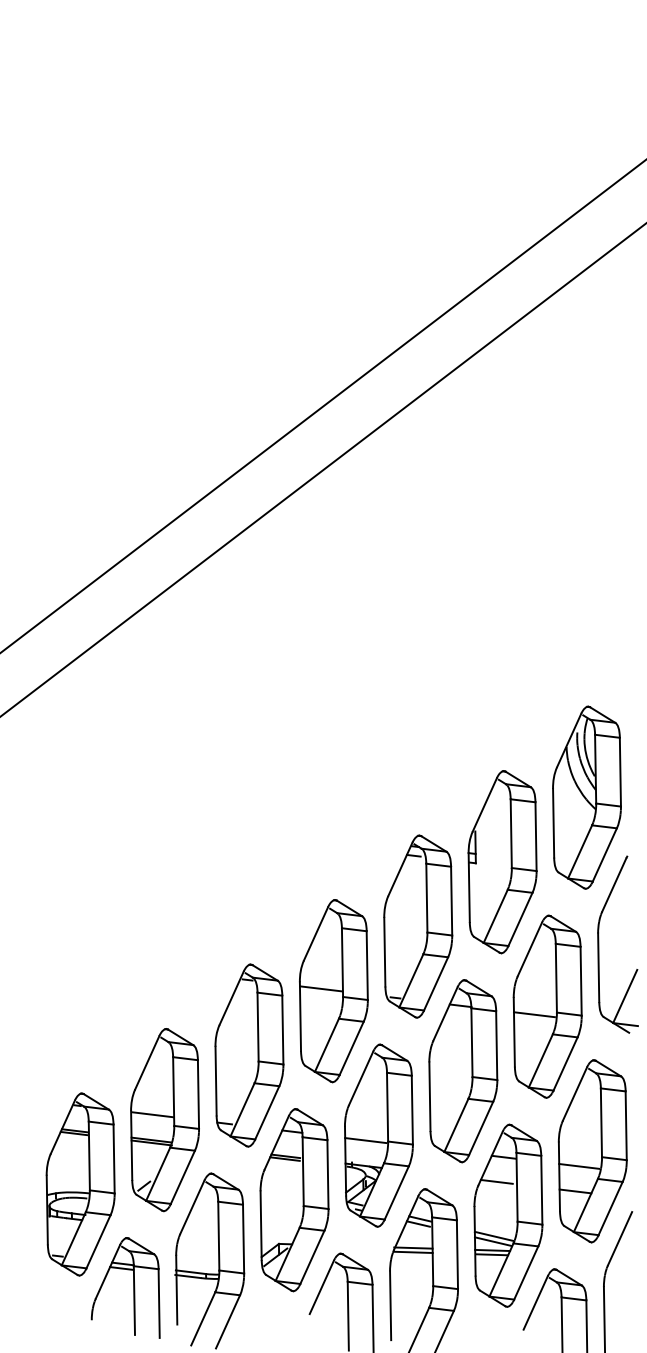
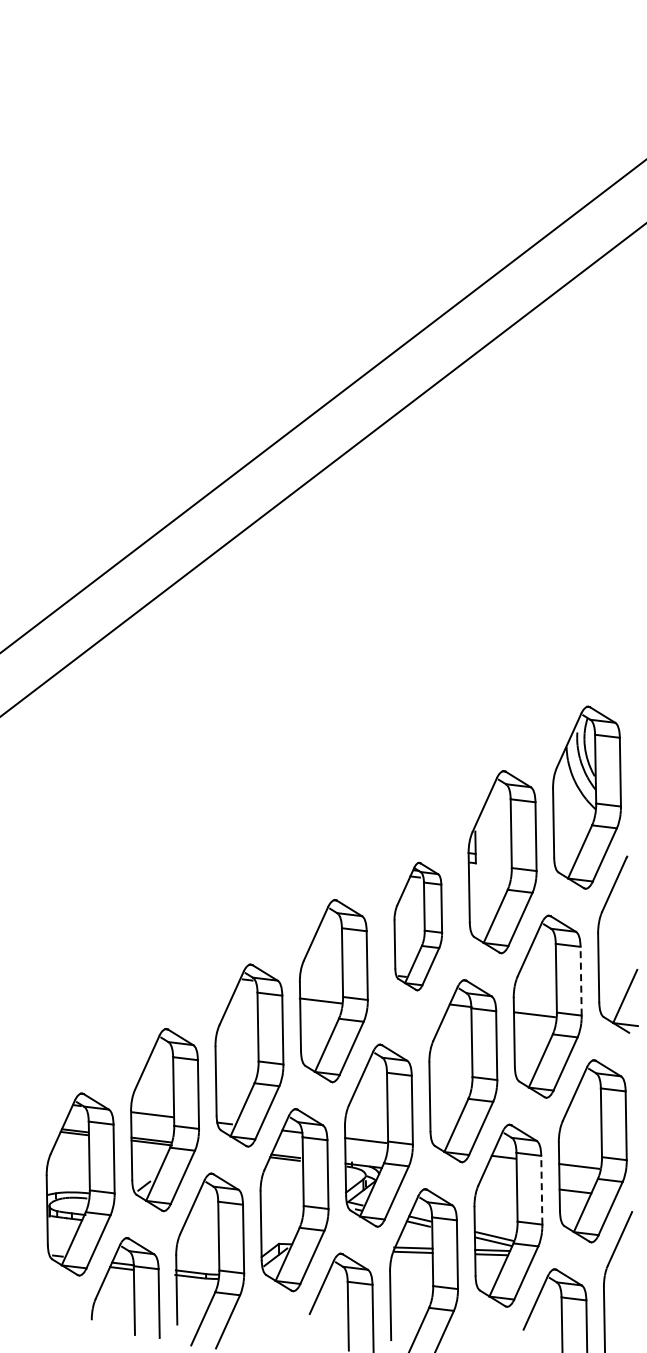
part size: 71x185 px -> 51x131 px (418, 926)
line: solid -> dashed (581, 980)
line position: (321, 988) -> (320, 1000) (320, 1000)
line: present -> none (496, 1181)
line: solid -> dashed (541, 1189)
